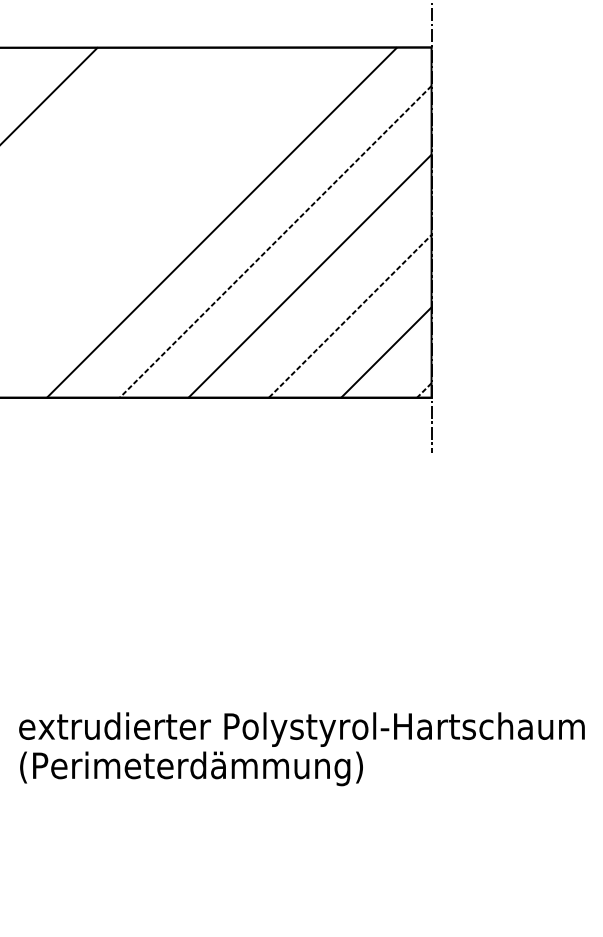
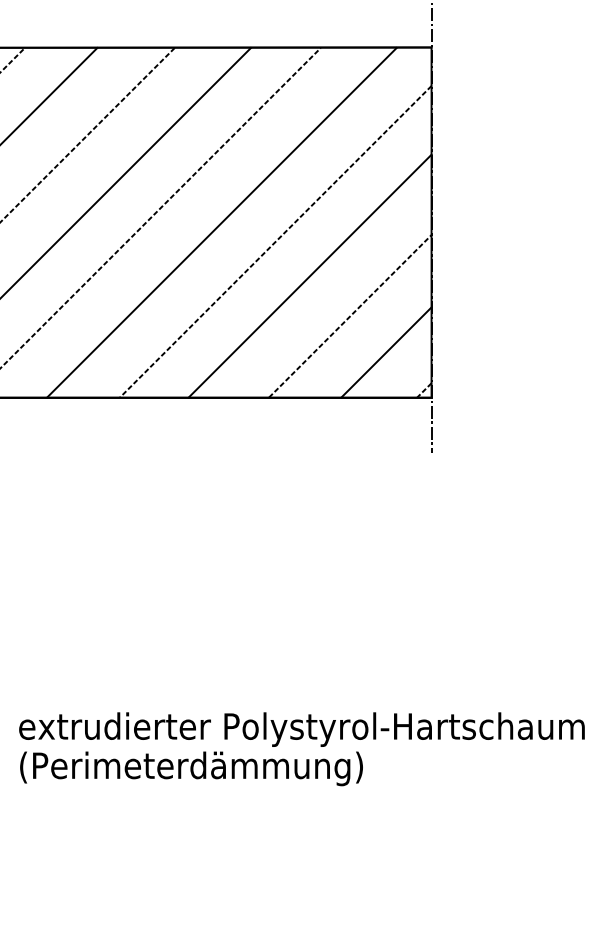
line: none -> present (13, 59)
line: none -> present (88, 134)
line: none -> present (126, 172)
line: none -> present (161, 207)
